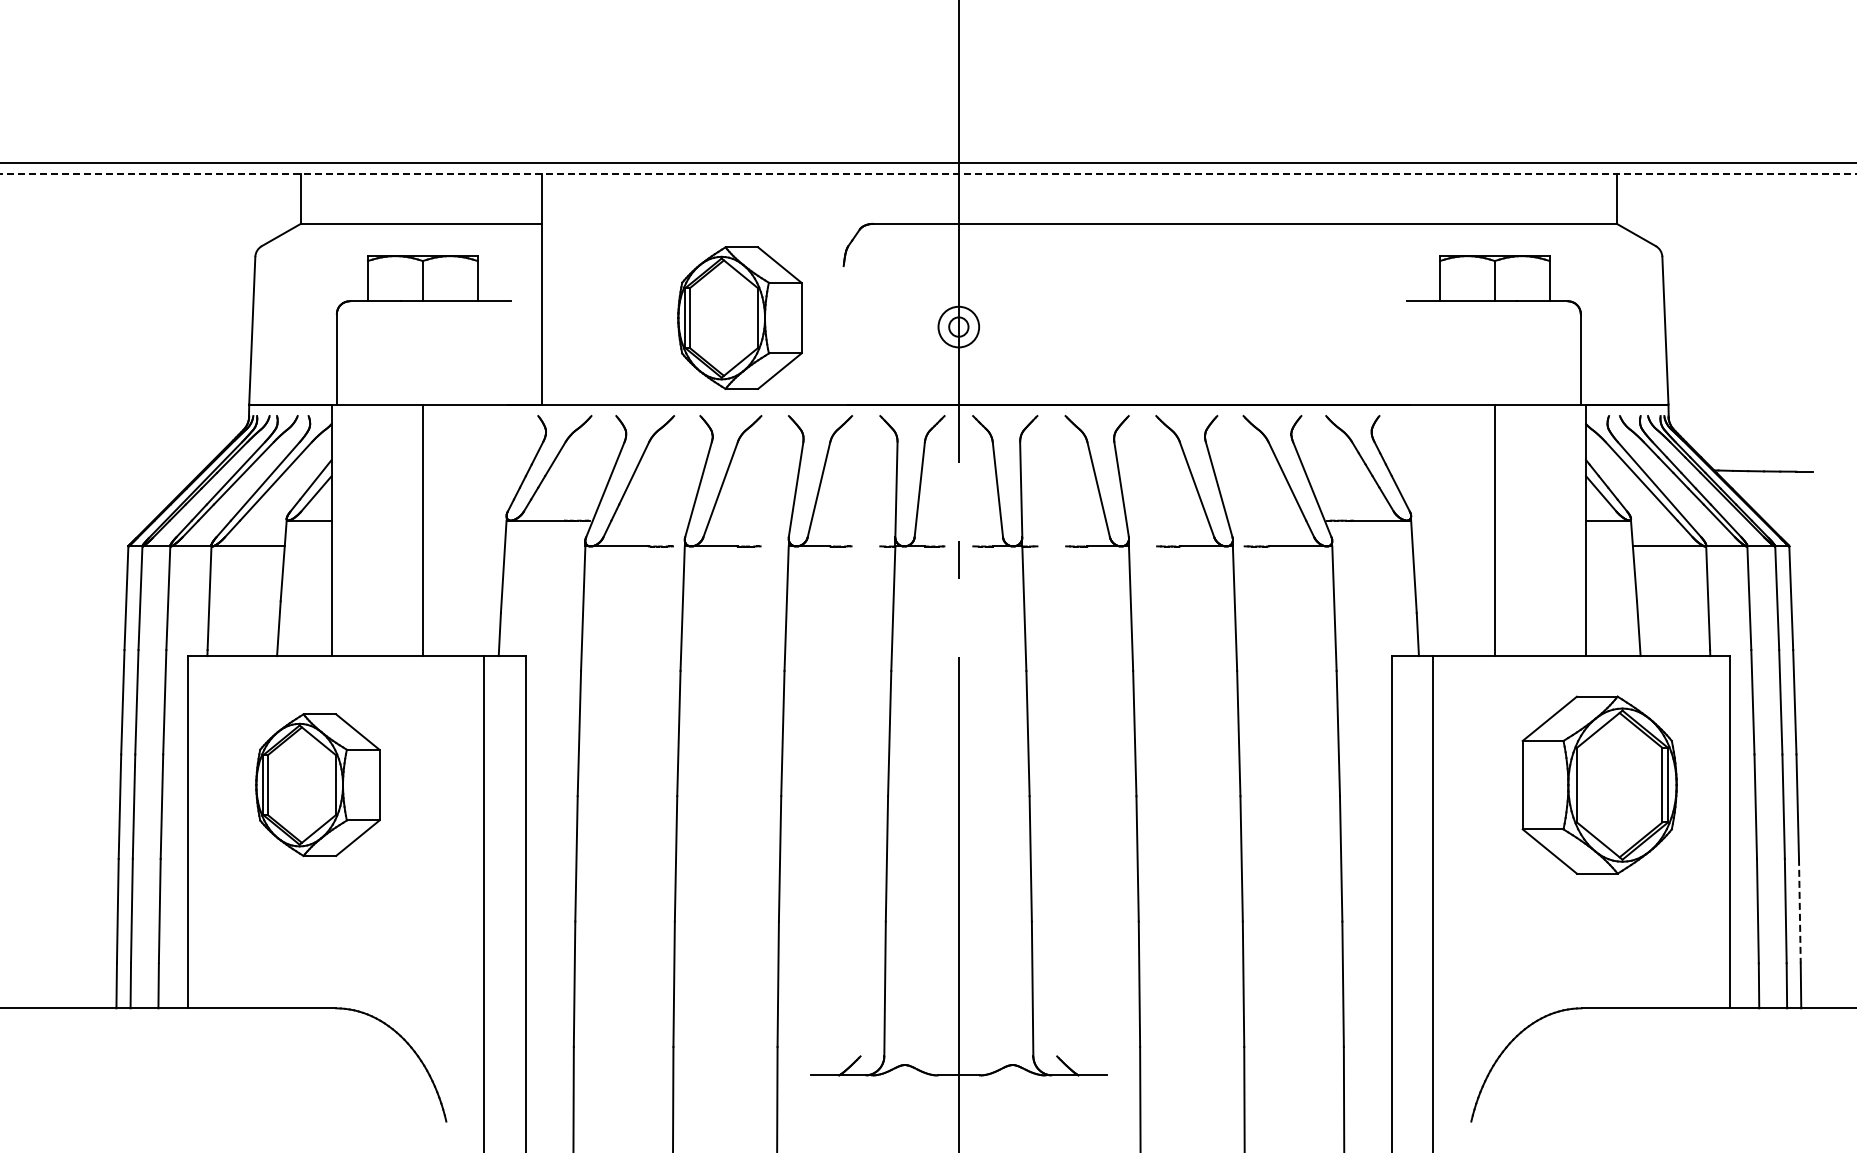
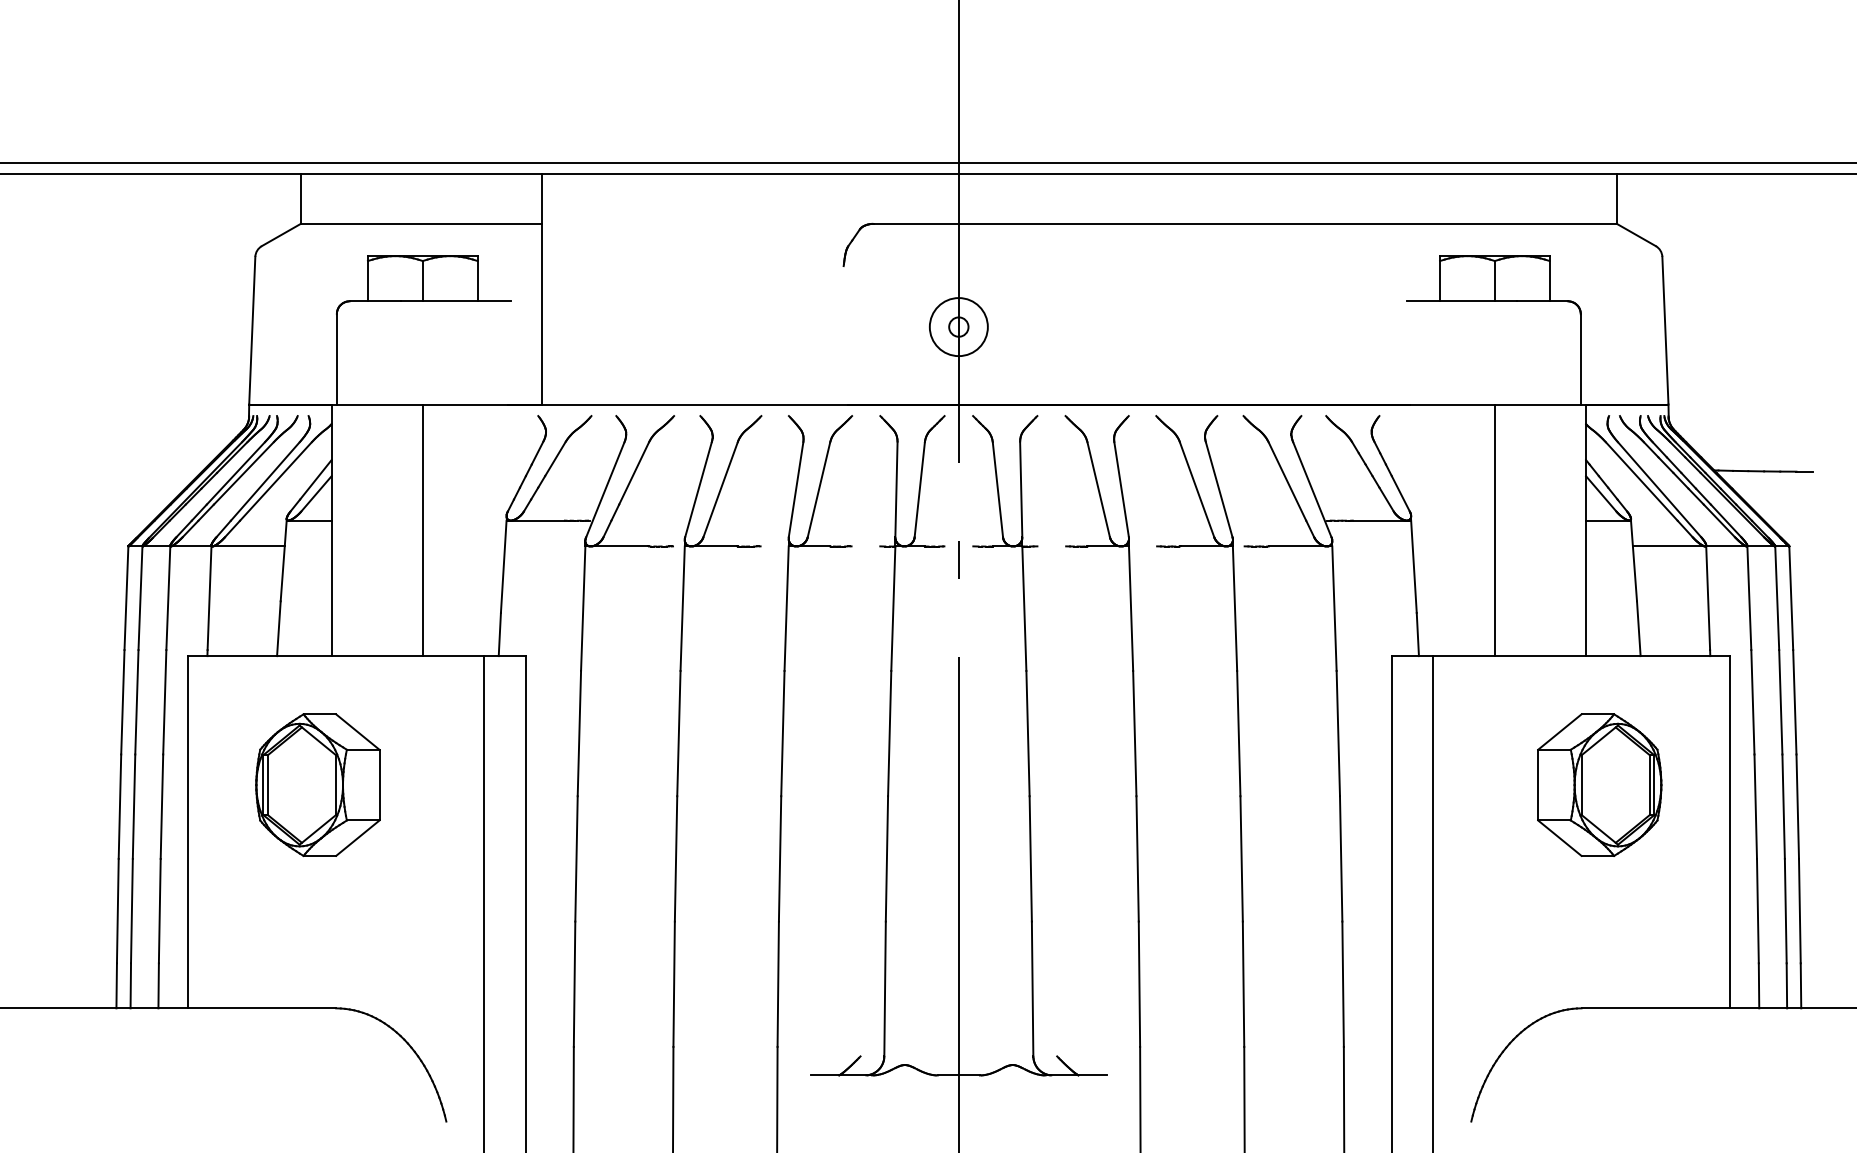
line: dashed -> solid (928, 173)
part: present -> none (739, 318)
circle diameter: 41 px -> 58 px (958, 327)
part size: 157x180 px -> 126x144 px (1599, 784)
line: dashed -> solid (1799, 911)
